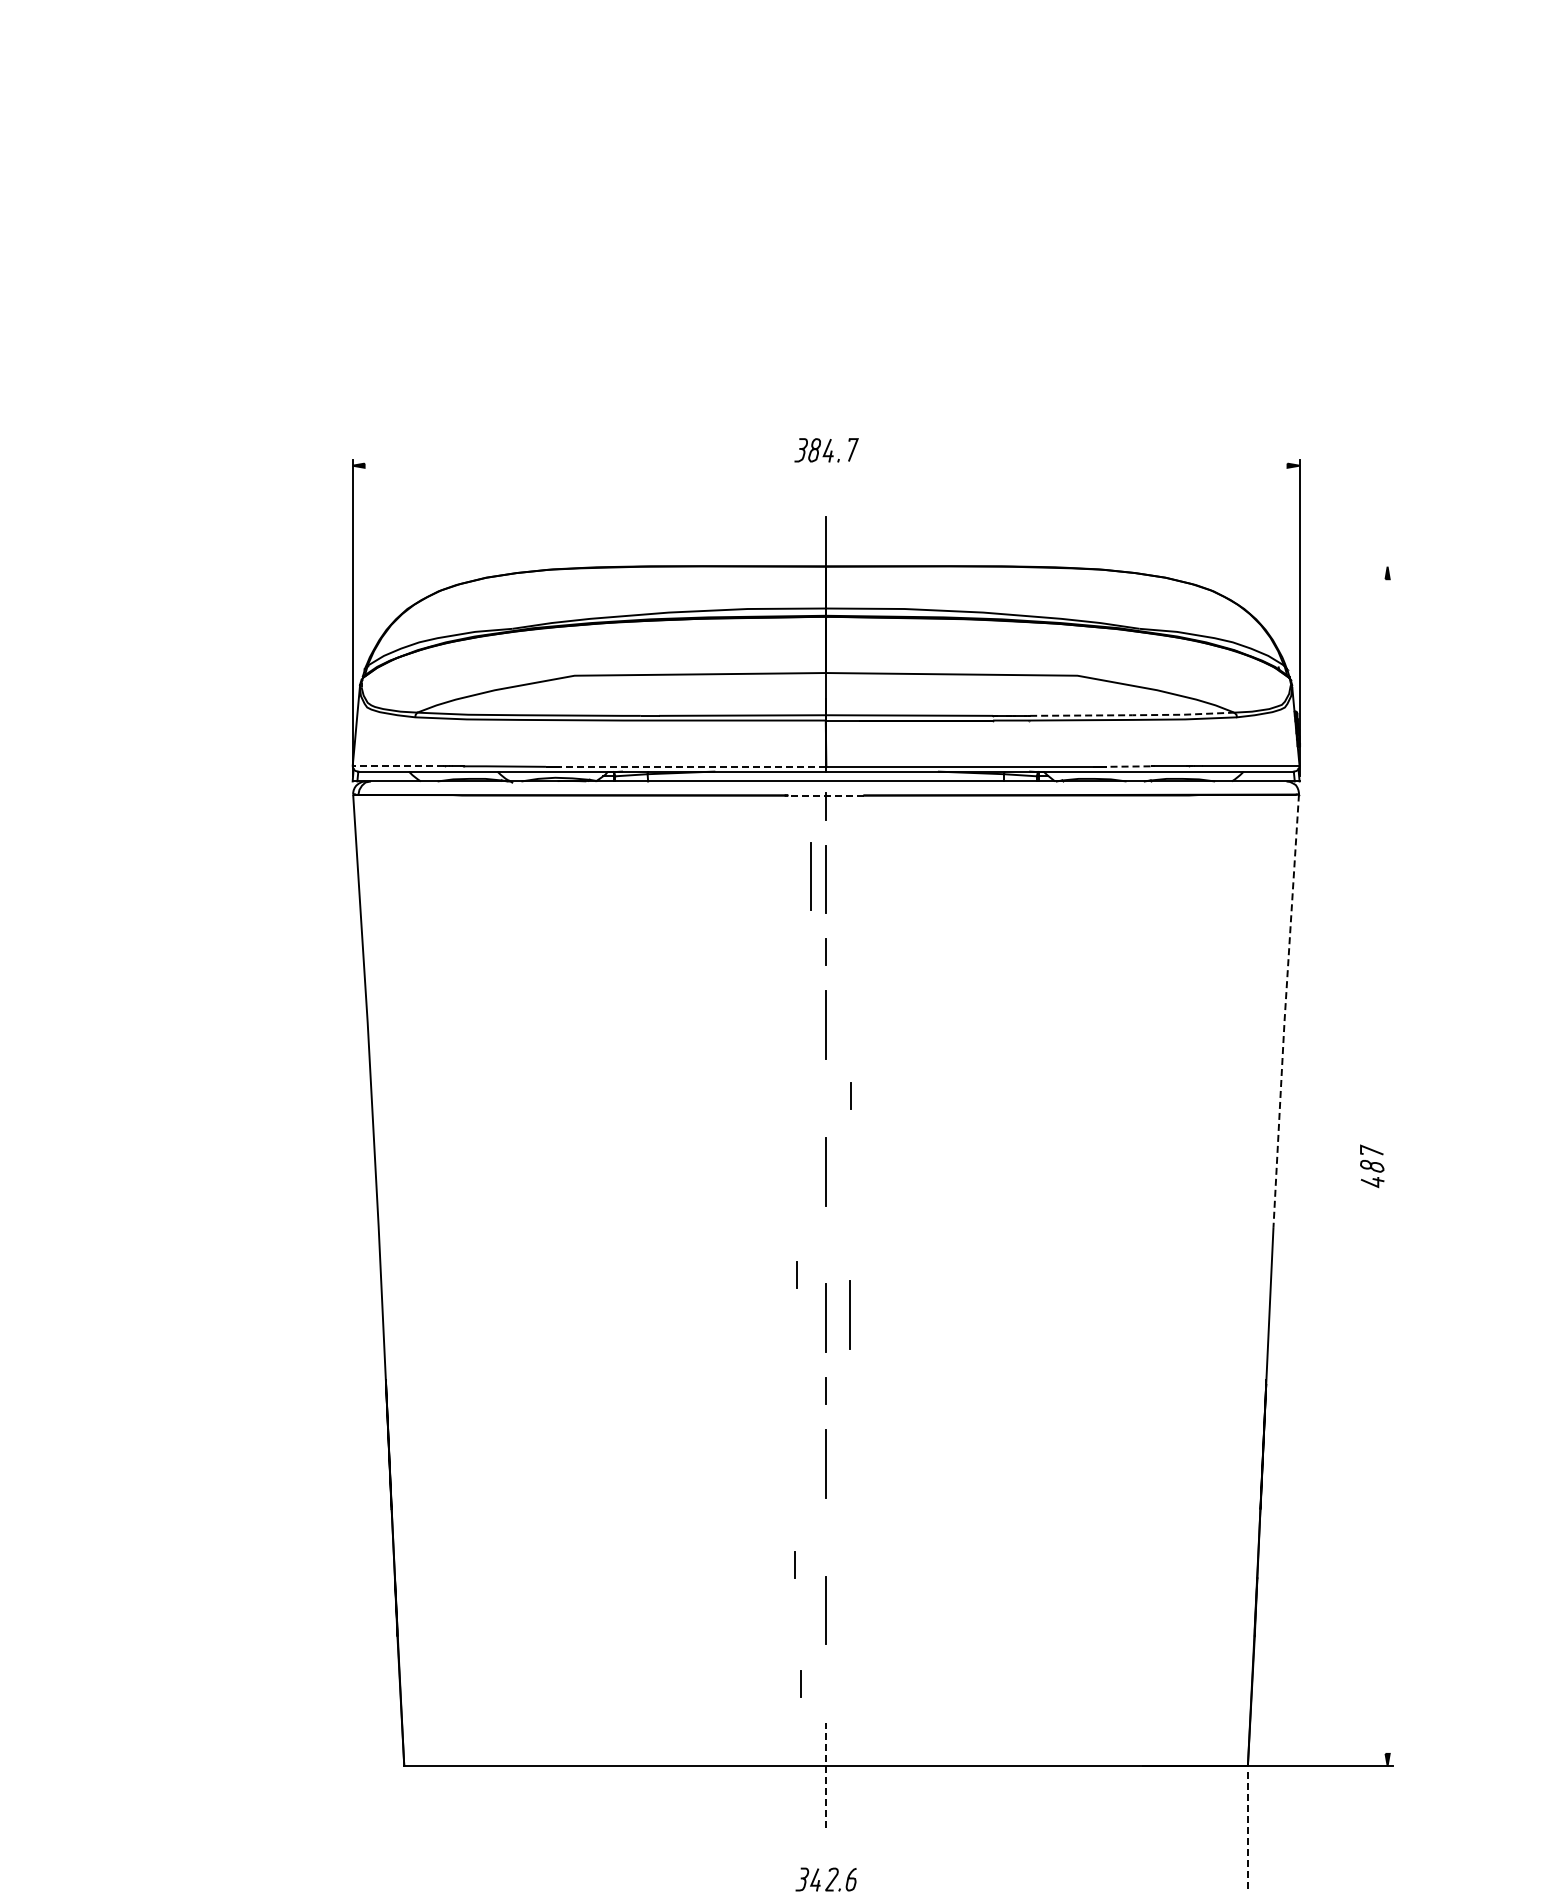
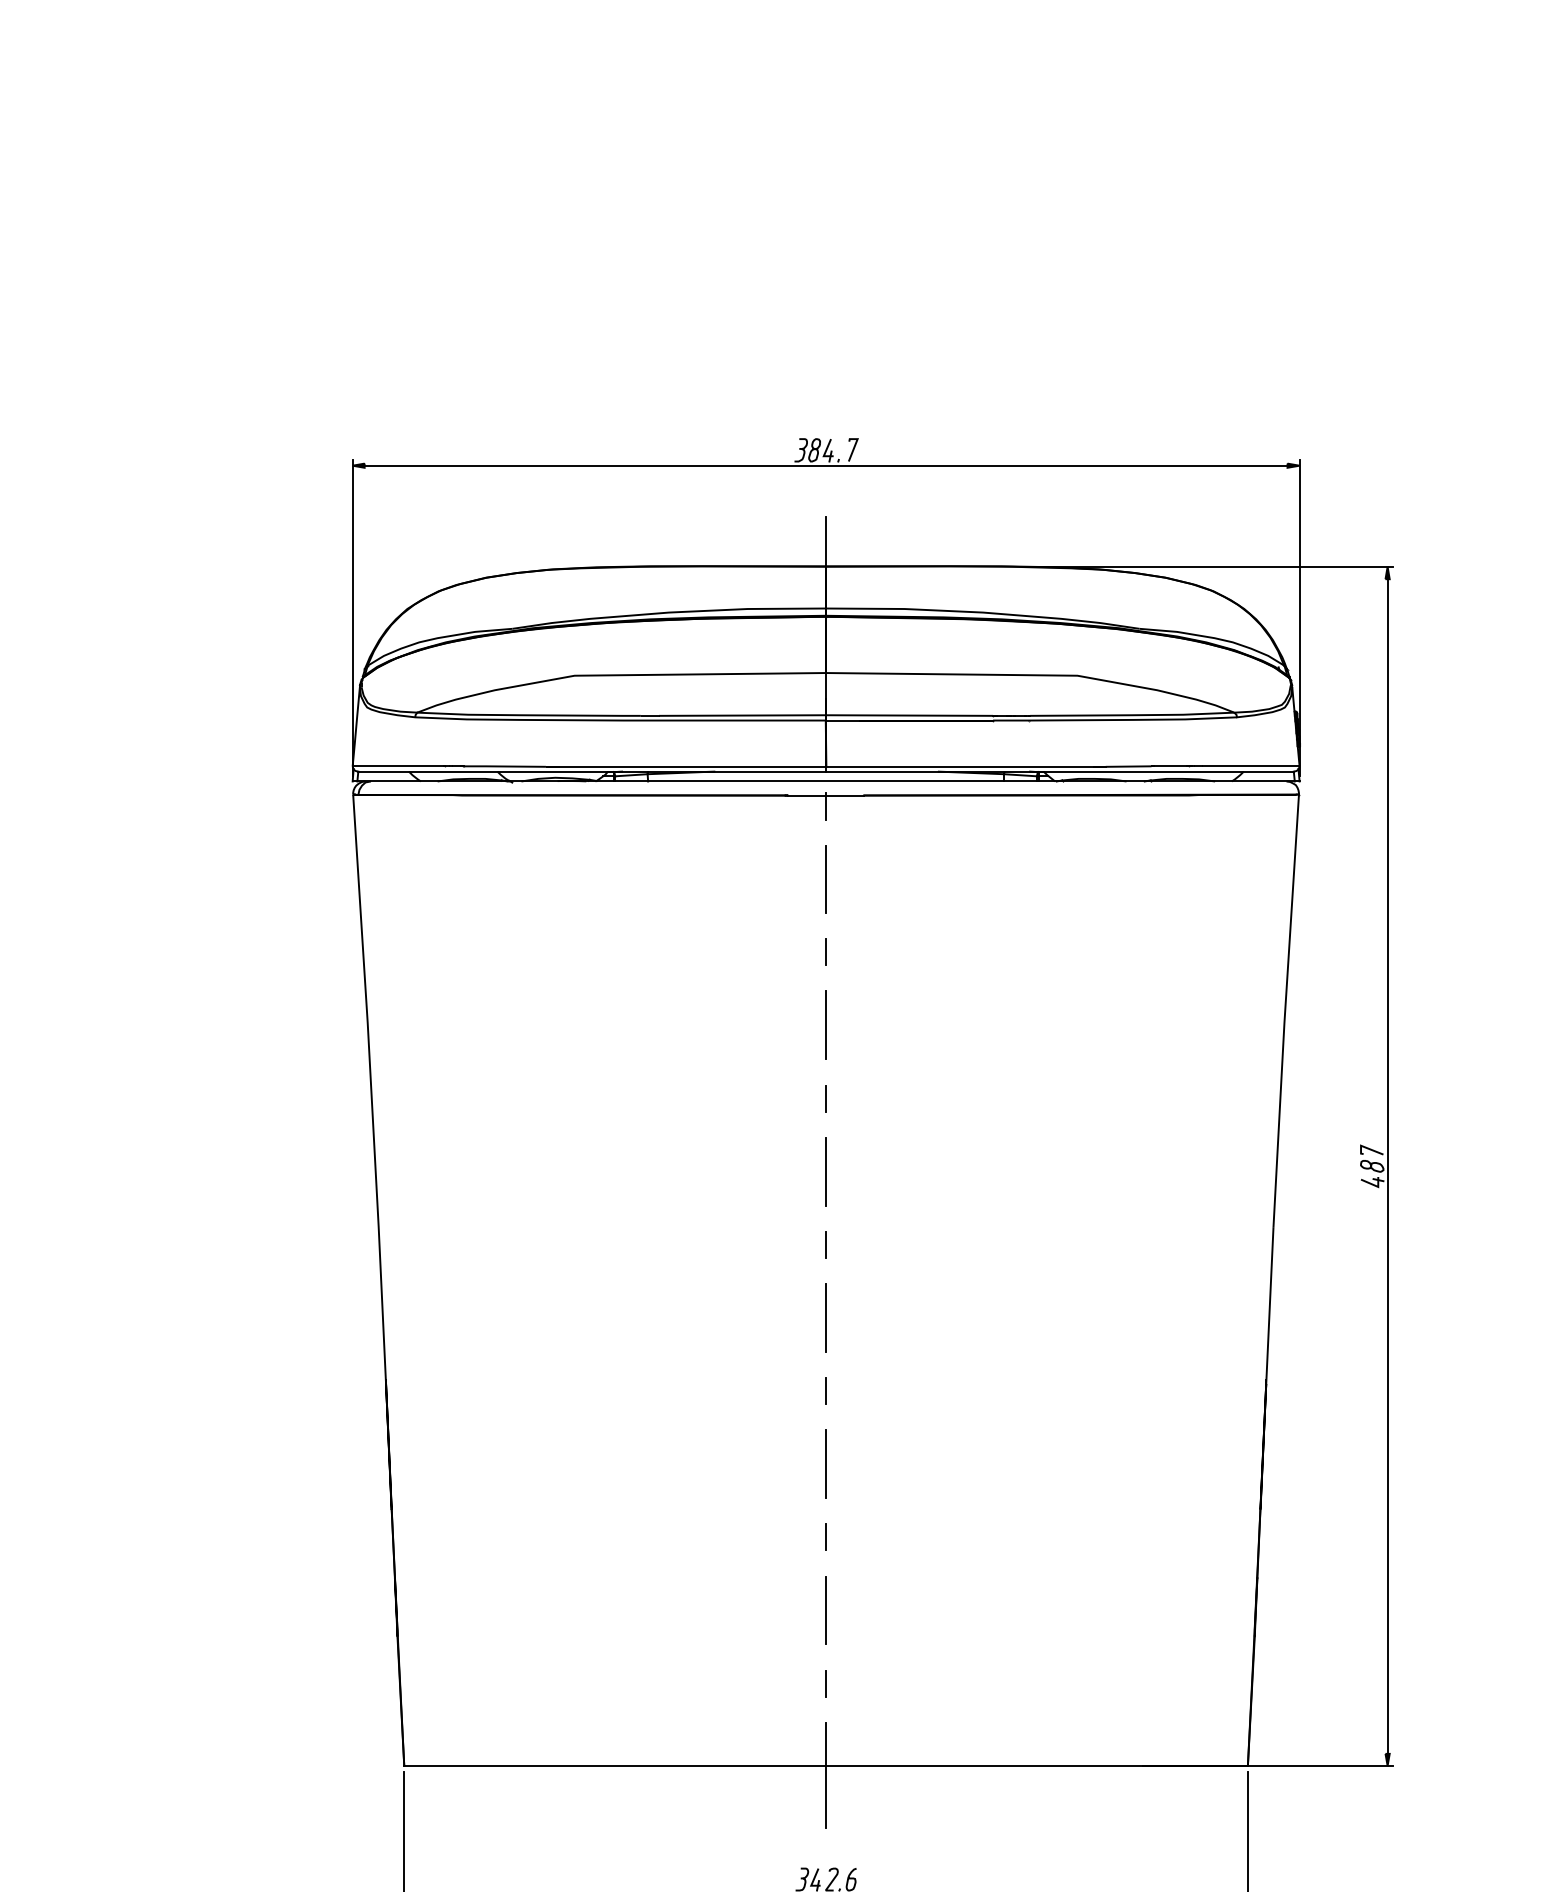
line: none -> present (825, 465)
line: none -> present (1213, 566)
line: dashed -> solid (1133, 715)
line: dashed -> solid (398, 766)
line: dashed -> solid (692, 766)
line: dashed -> solid (1128, 766)
line: dashed -> solid (826, 795)
line: present -> none (810, 876)
line: dashed -> solid (1285, 1011)
line position: (850, 1095) -> (825, 1098) (825, 1098)
line: none -> present (1387, 1166)
line position: (796, 1274) -> (825, 1244) (825, 1244)
line: present -> none (849, 1314)
line position: (794, 1564) -> (825, 1536) (825, 1536)
line position: (800, 1683) -> (825, 1683) (825, 1683)
line: dashed -> solid (826, 1775)
line: none -> present (404, 1829)
line: dashed -> solid (1247, 1832)
